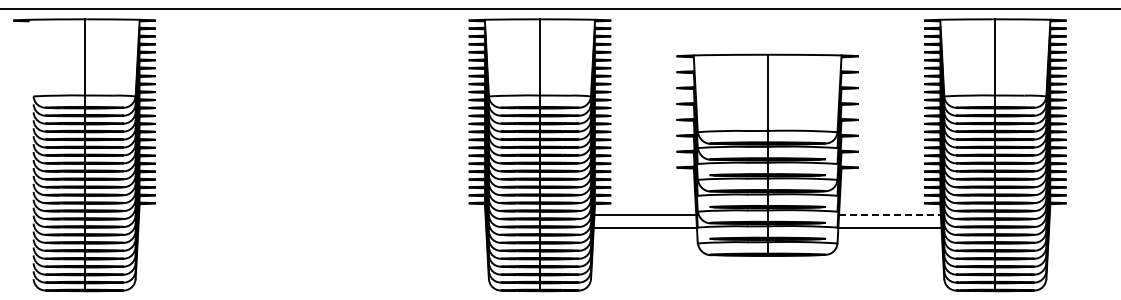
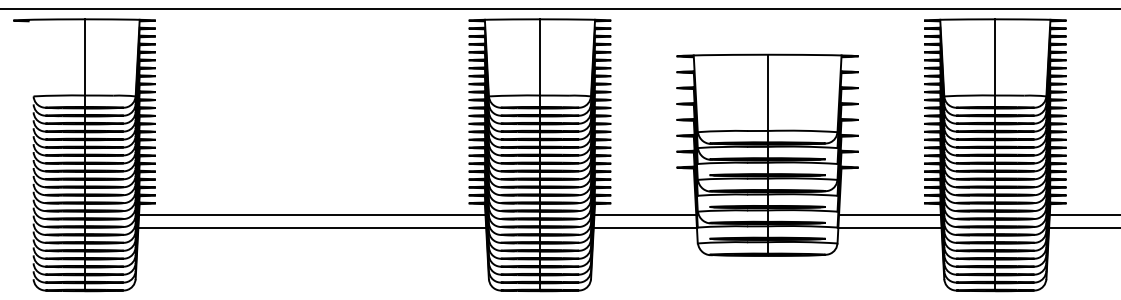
line: none -> present (312, 215)
line: dashed -> solid (889, 215)
line: none -> present (1083, 215)
line: none -> present (312, 228)
line: none -> present (1083, 228)
